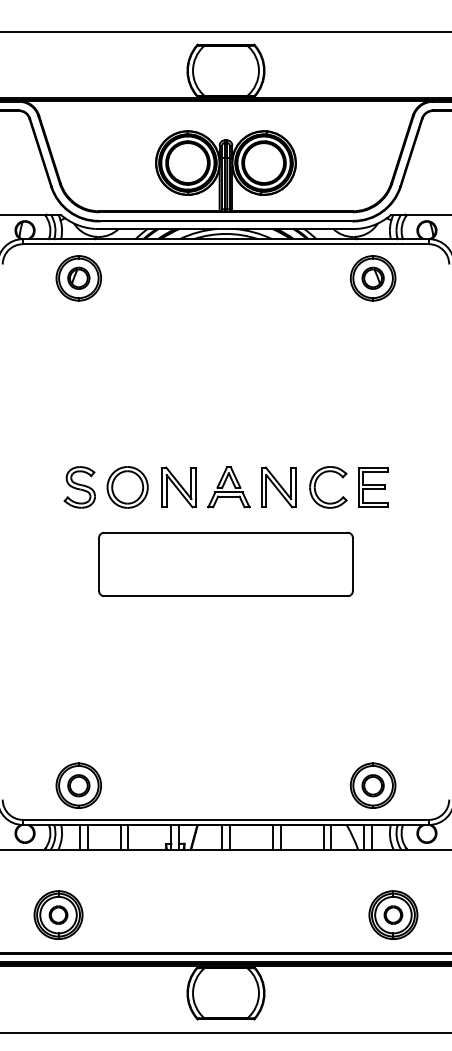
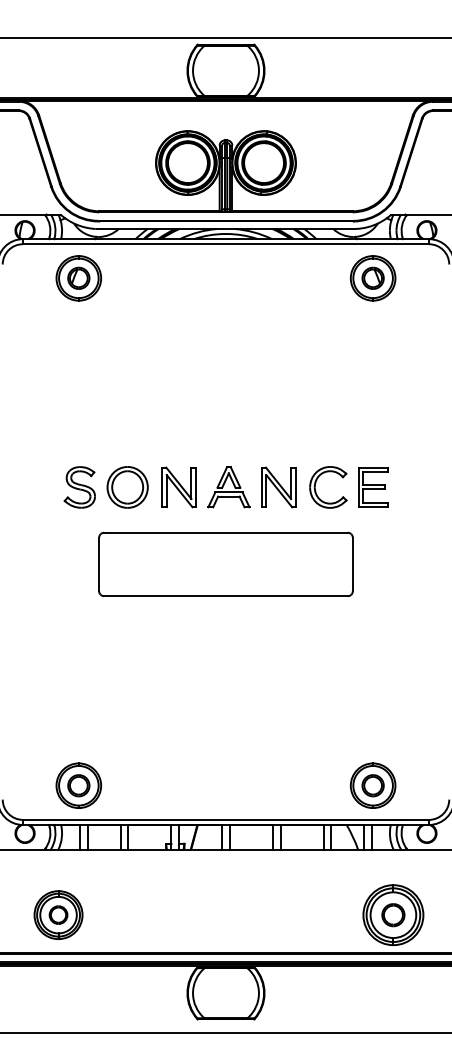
line position: (225, 31) -> (225, 37) (225, 37)
part size: 51x50 px -> 63x63 px (393, 915)
